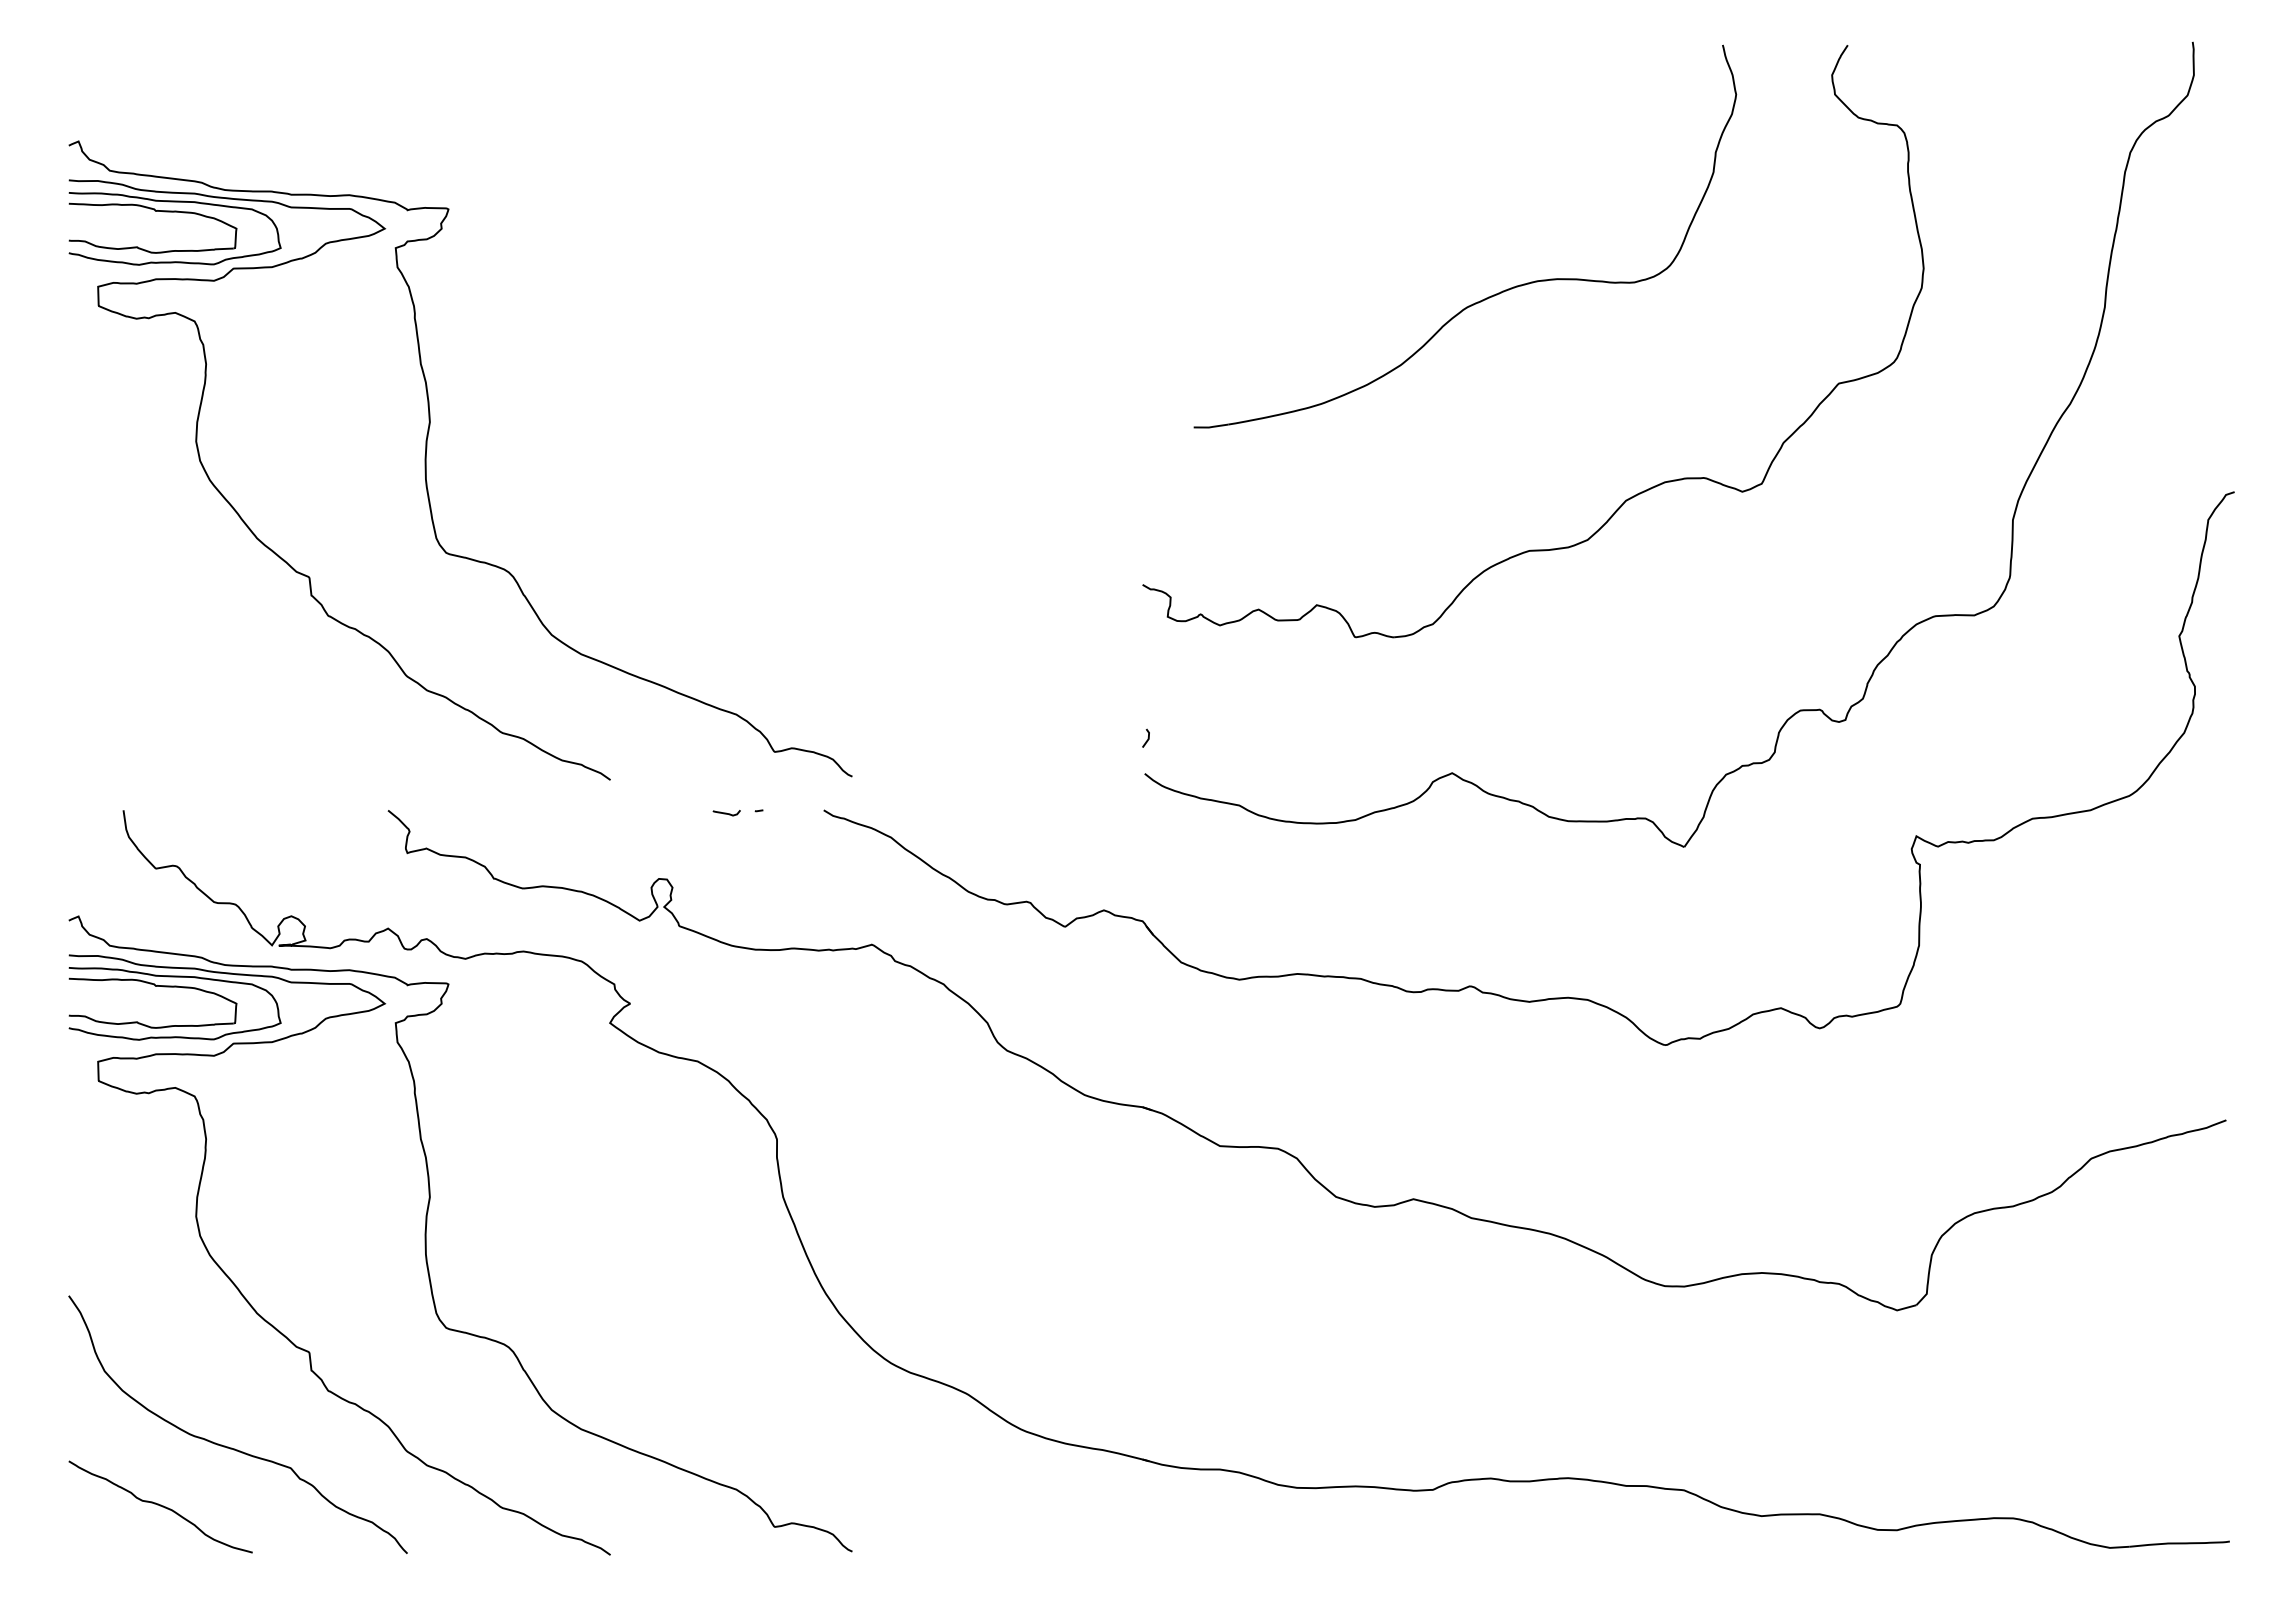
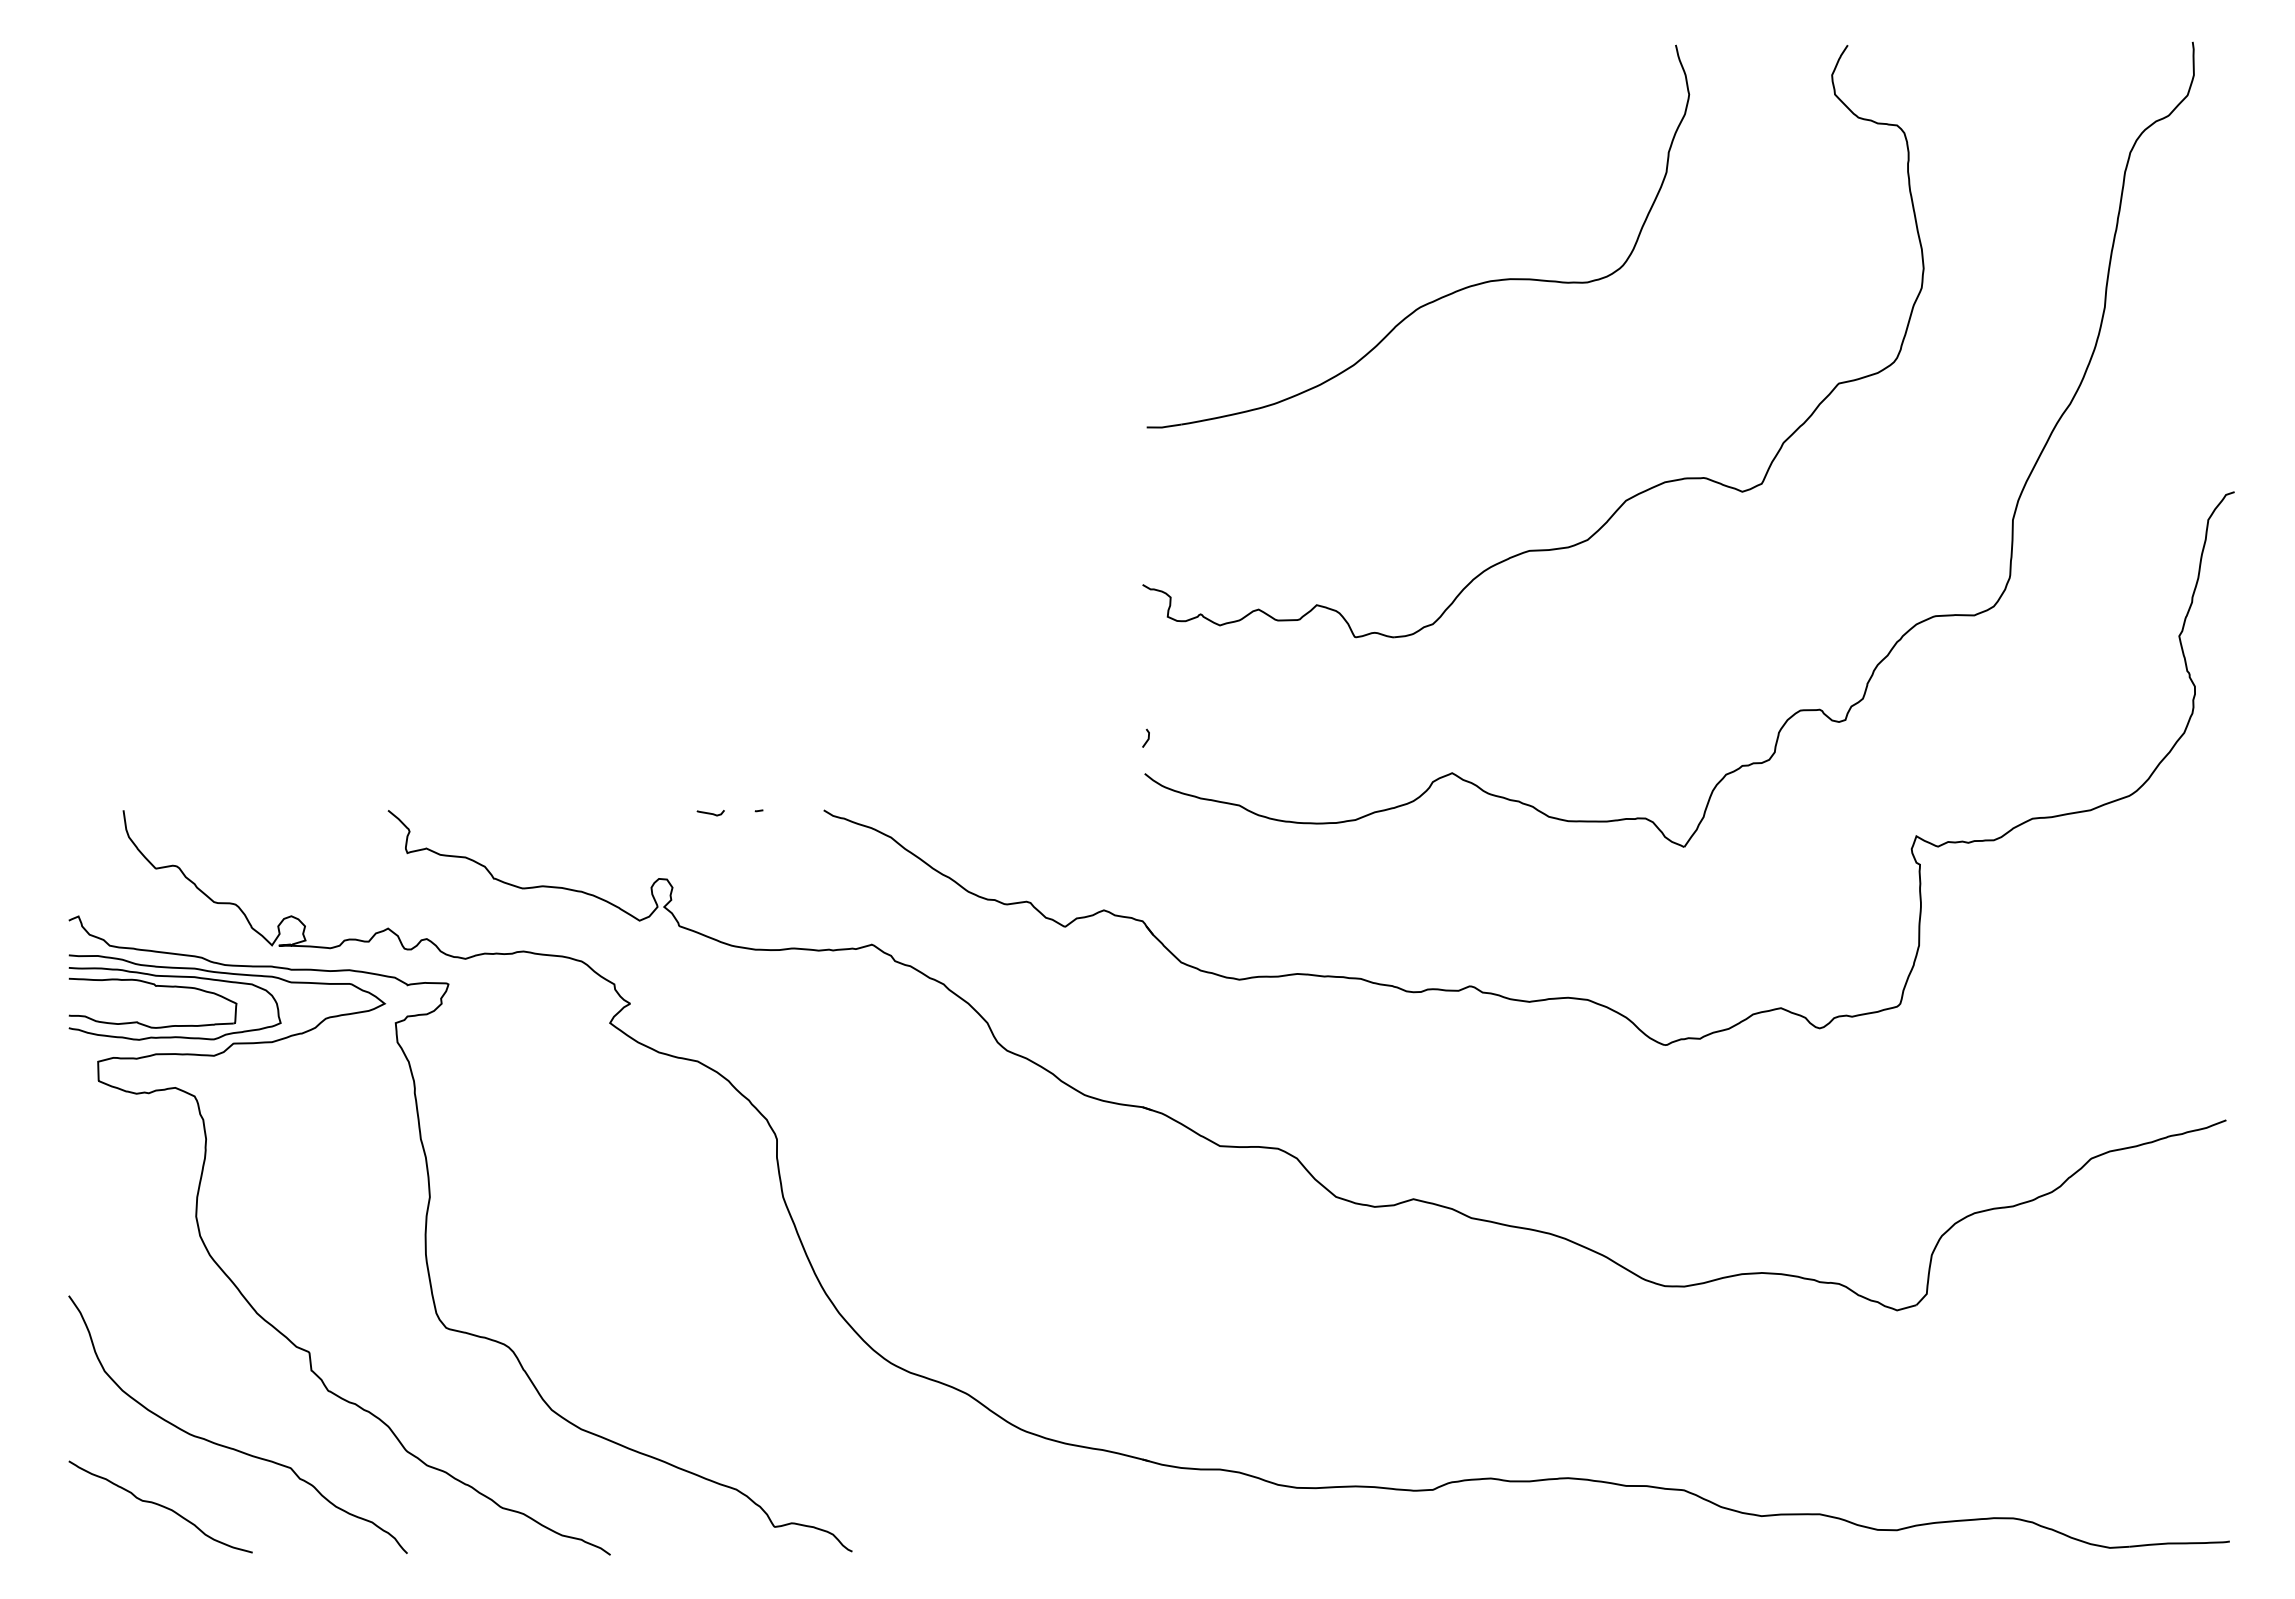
part position: (1488, 296) -> (1441, 296) (1441, 296)
part: present -> none (426, 460)
curve position: (726, 813) -> (710, 813) (710, 813)
